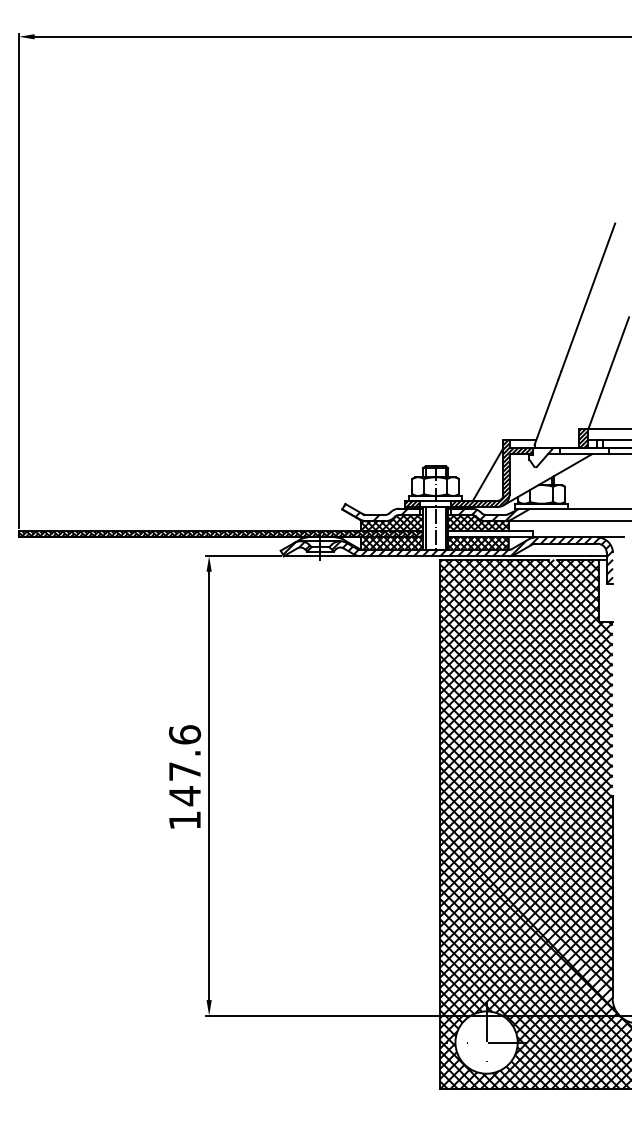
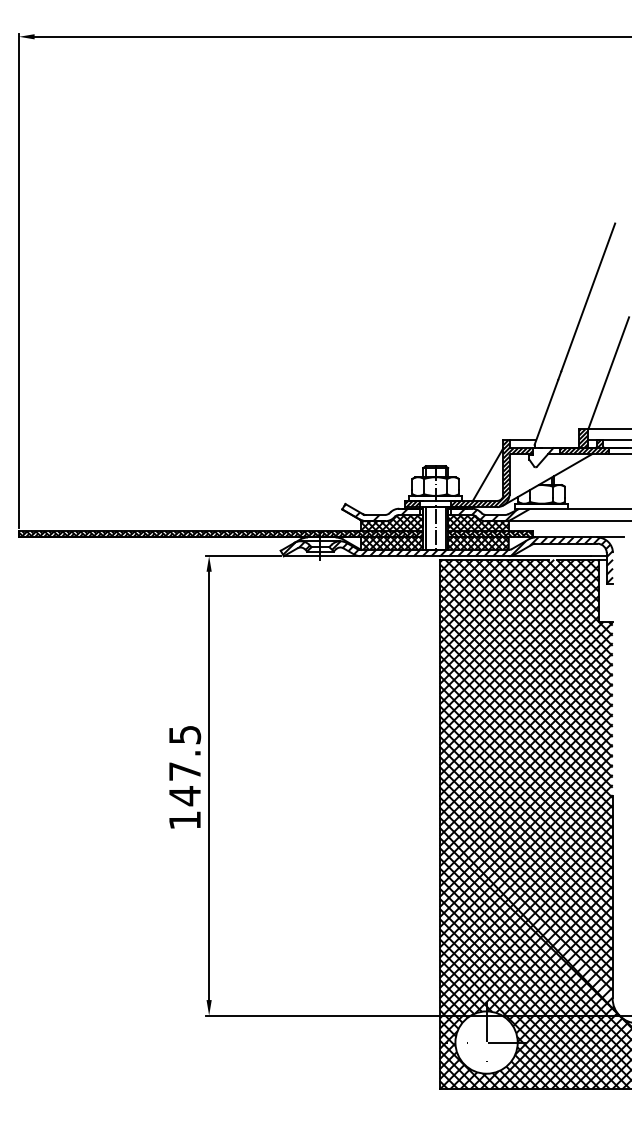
hatch: none -> present (584, 447)
hatch: none -> present (489, 534)
text: 147.6 -> 147.5 (184, 734)
